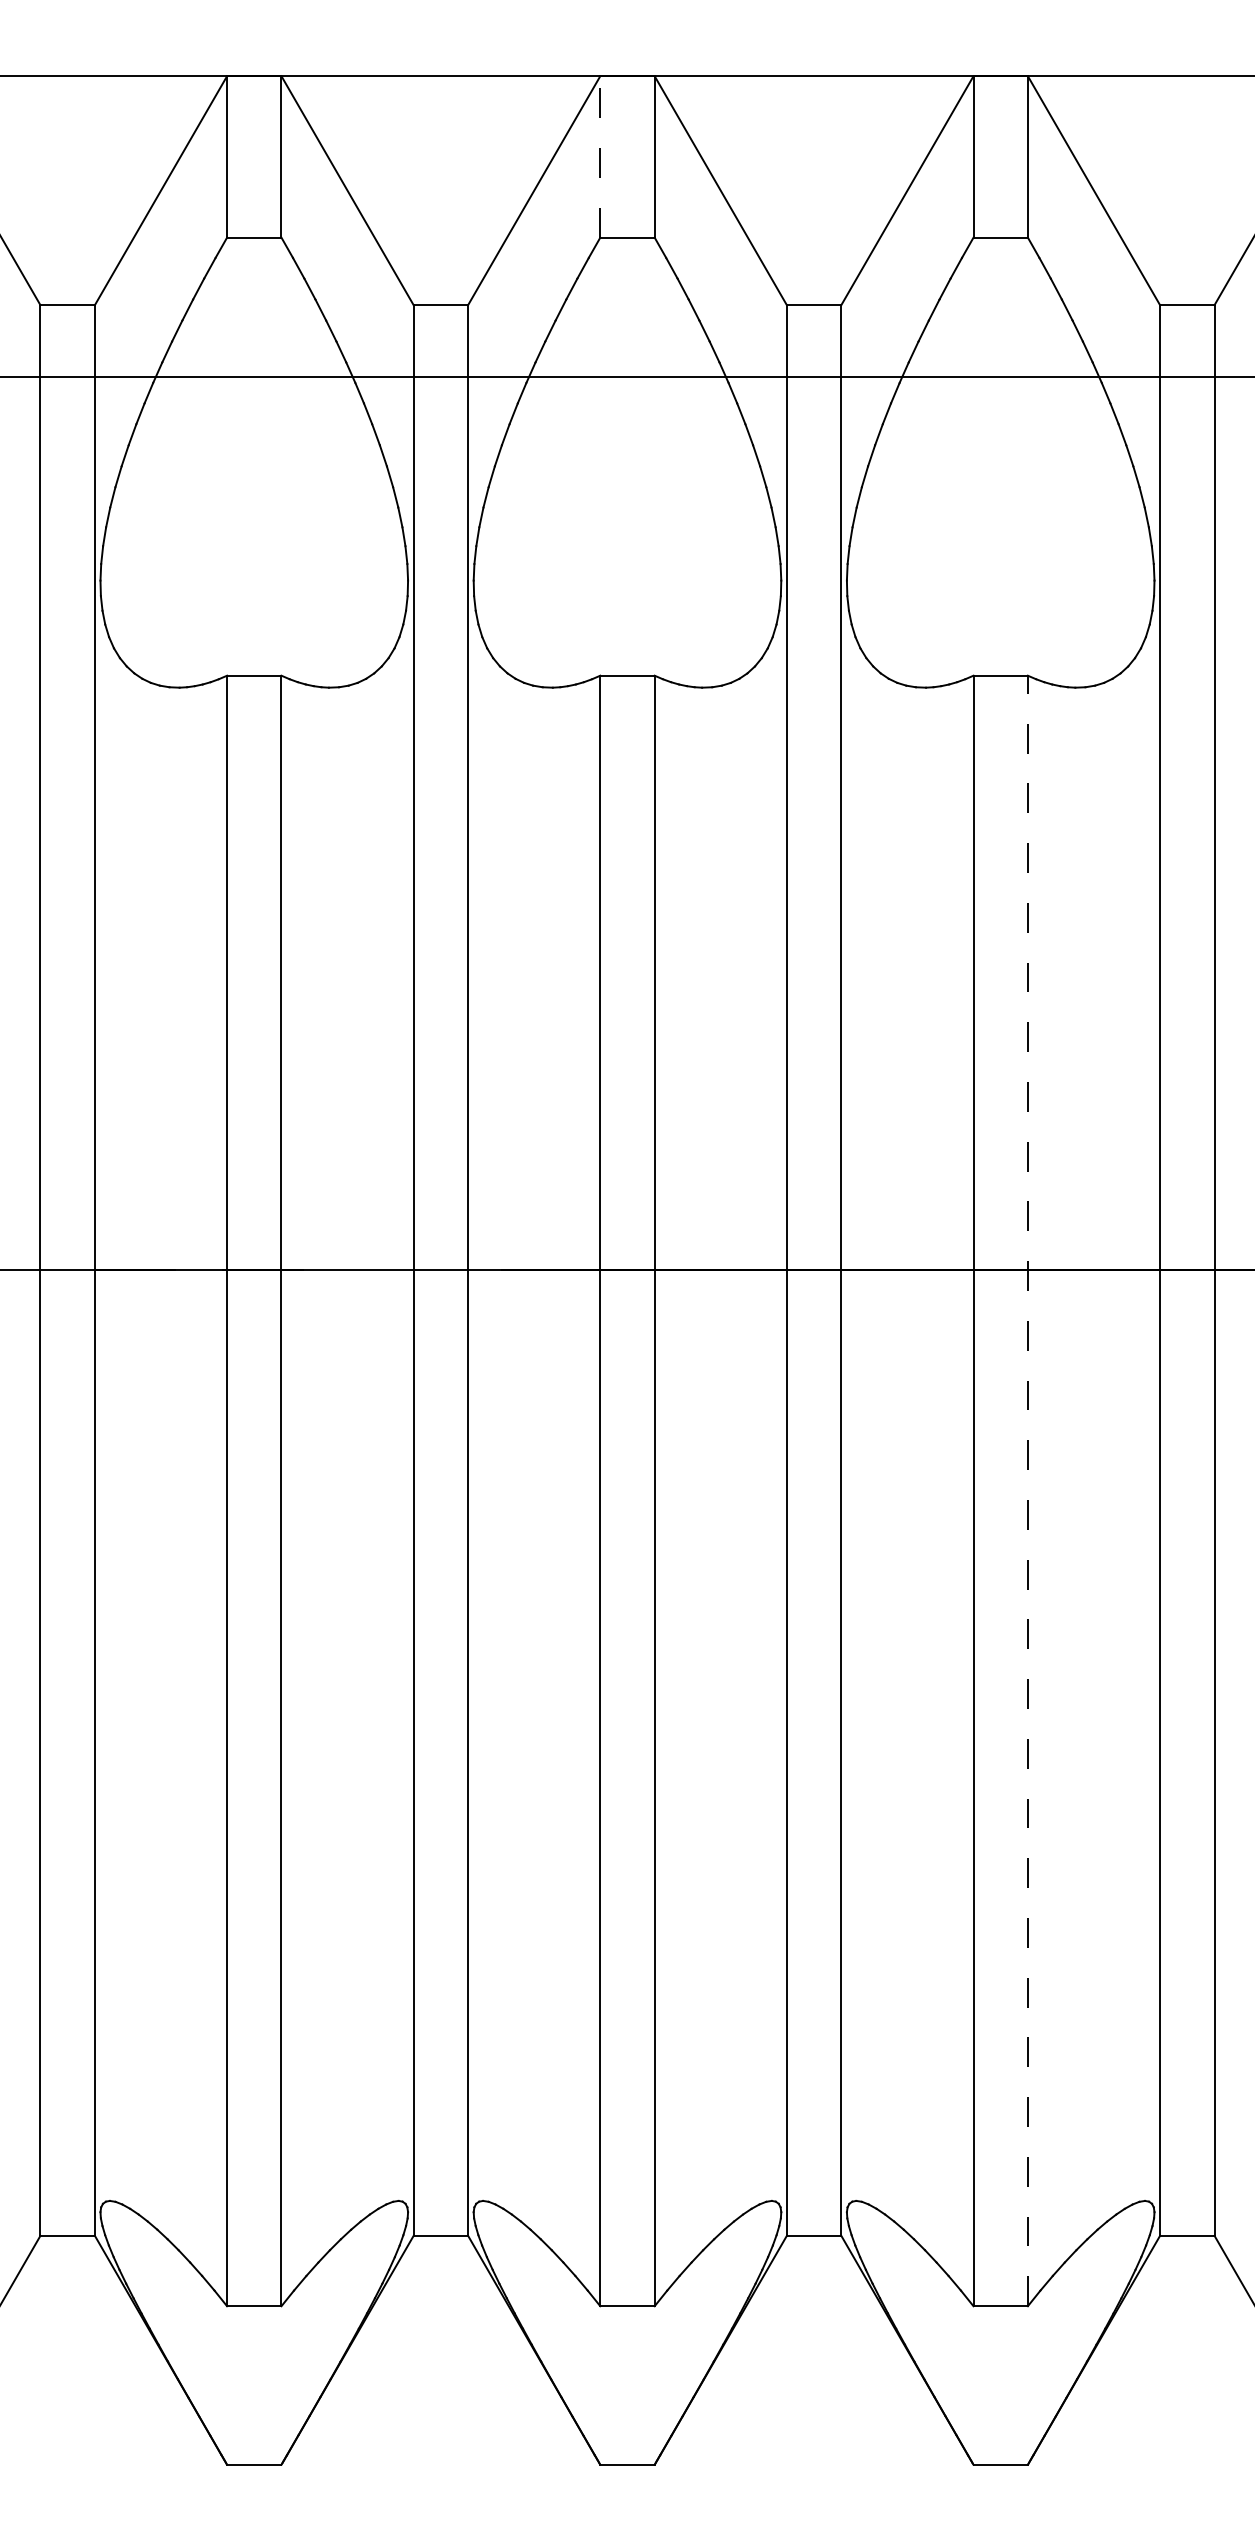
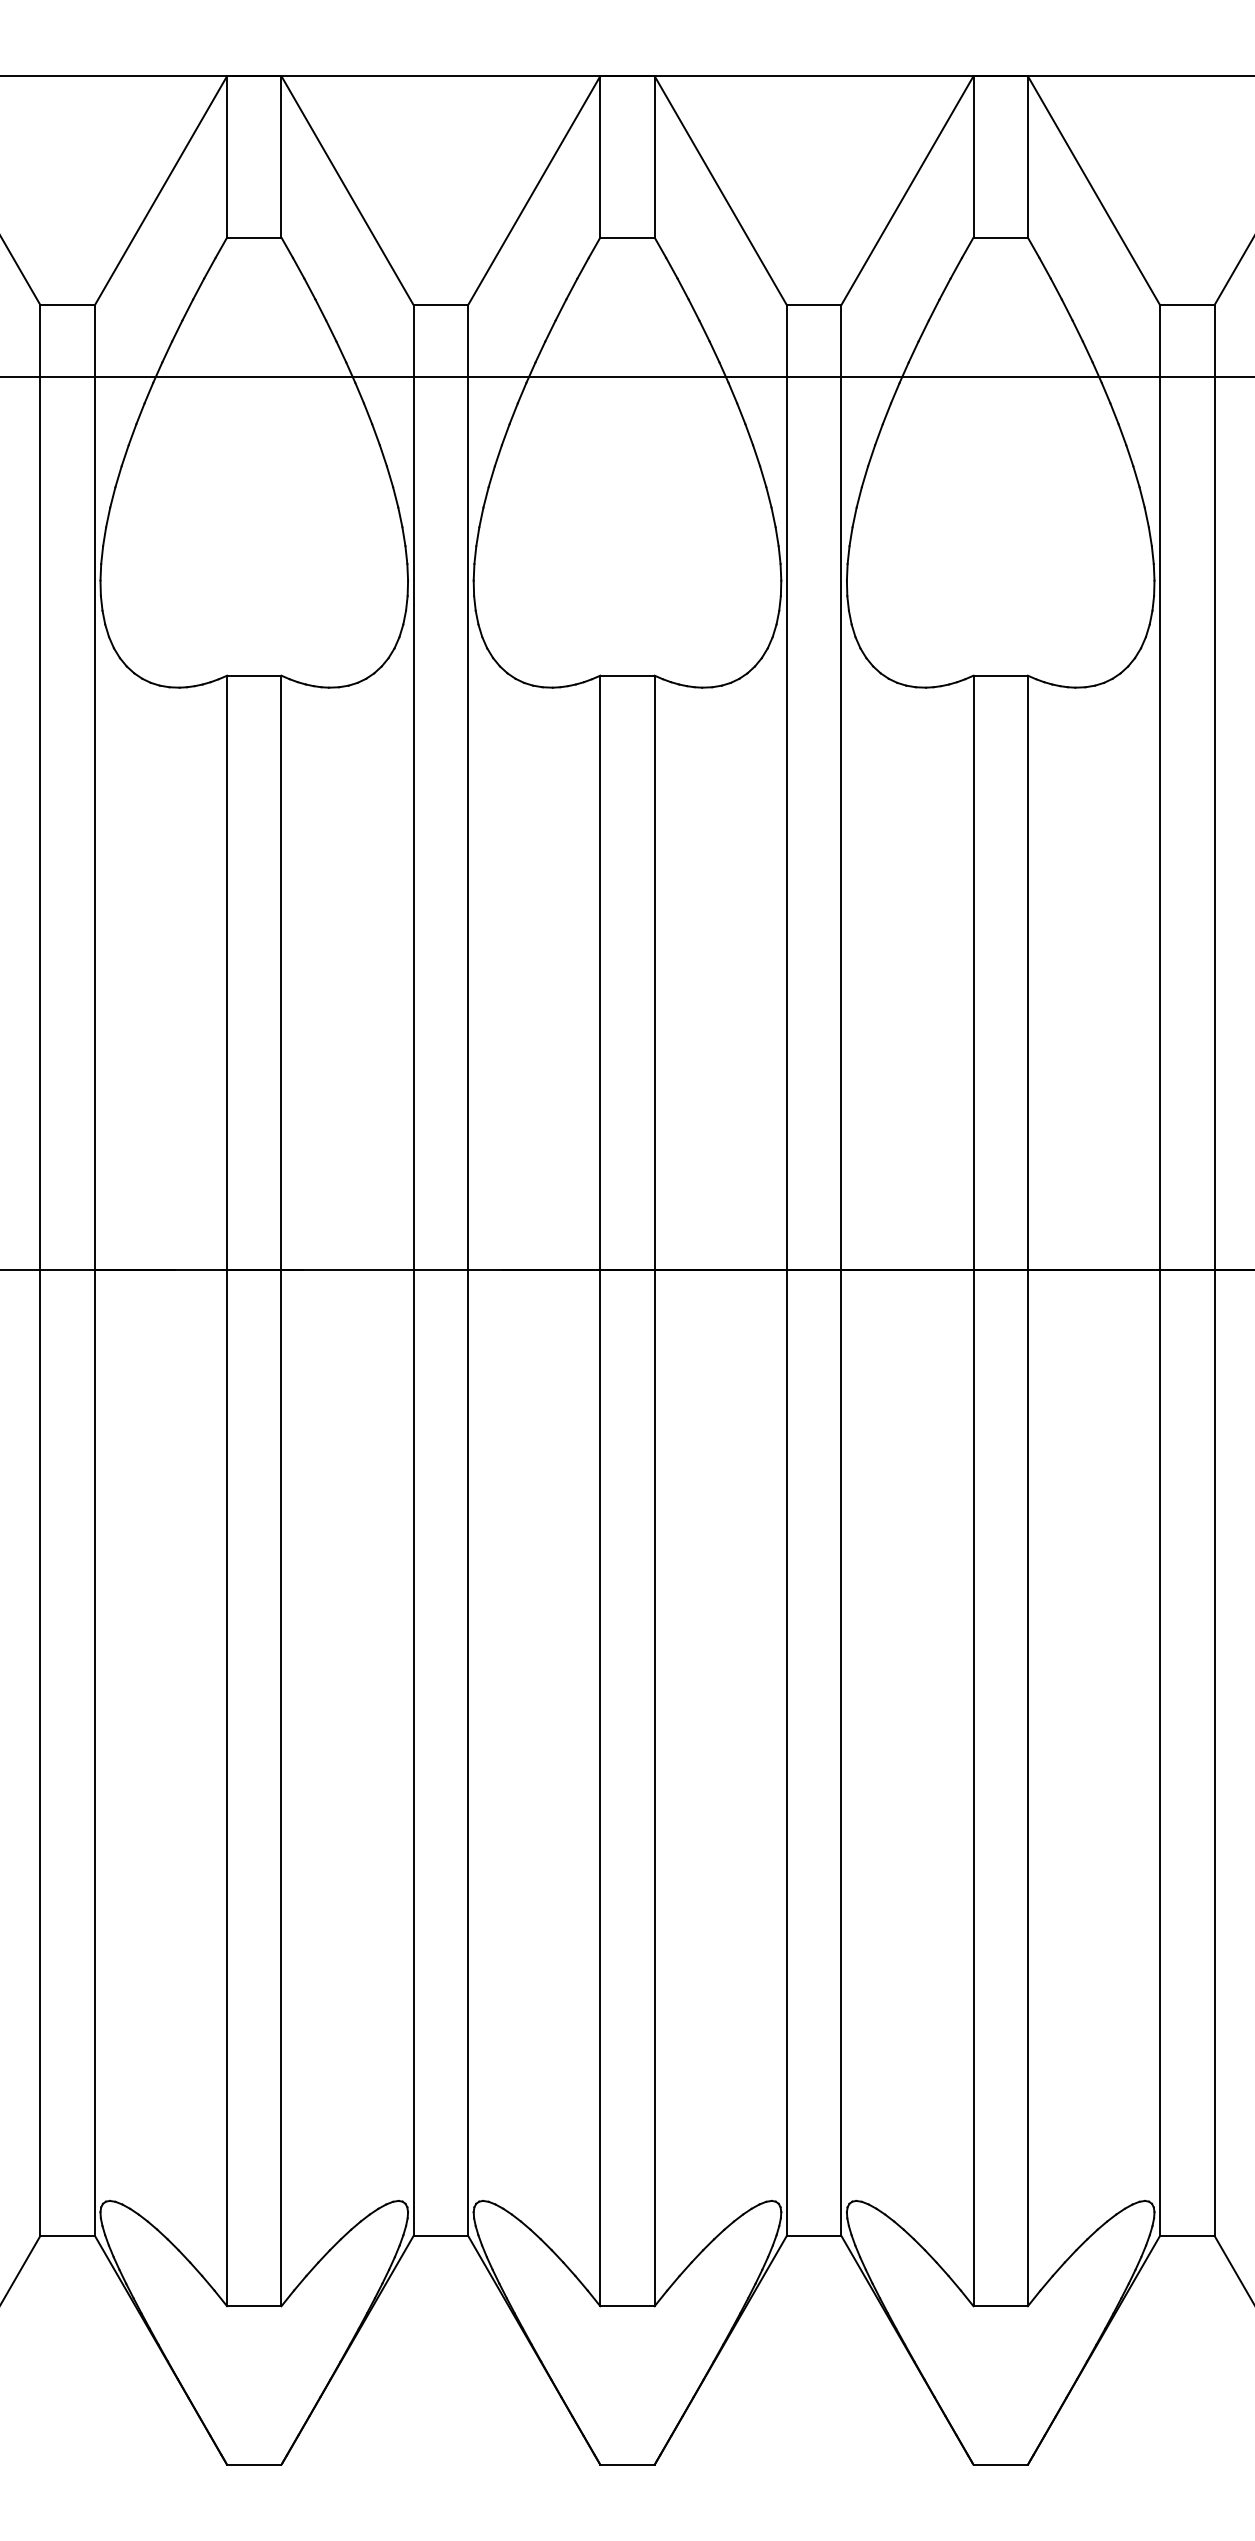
line: dashed -> solid (600, 156)
line: dashed -> solid (1027, 1490)
